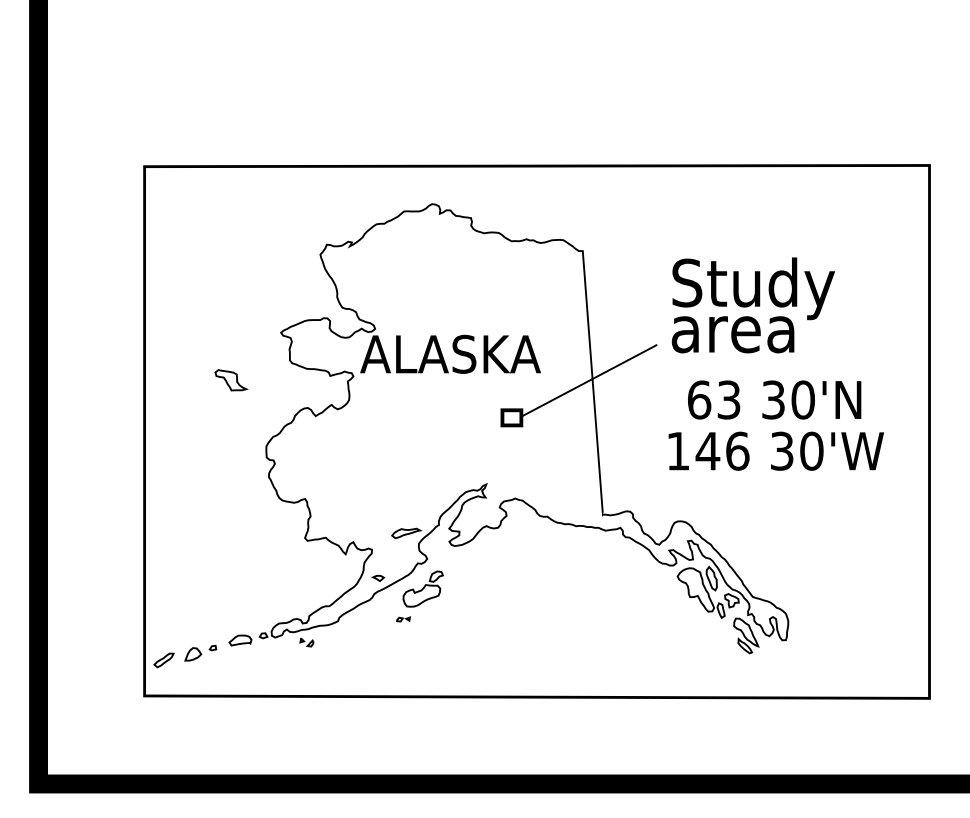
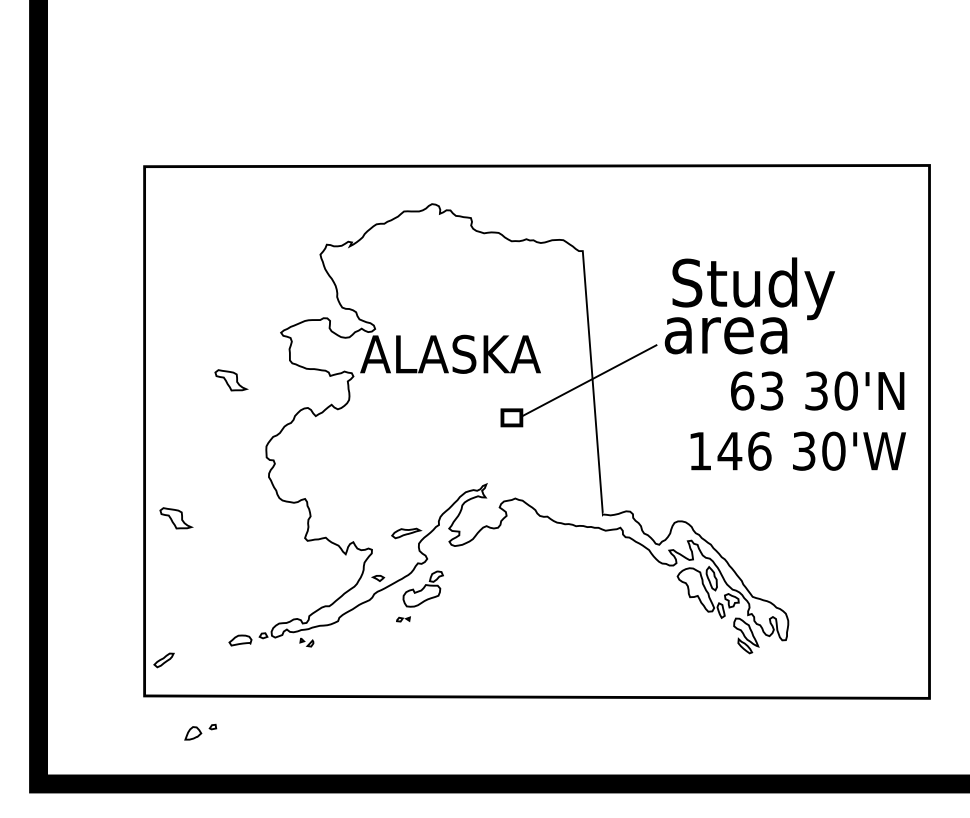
text position: (732, 334) -> (725, 335) (725, 335)
text position: (774, 399) -> (817, 390) (817, 390)
text position: (775, 450) -> (797, 450) (797, 450)
part: none -> present (176, 518)
part position: (200, 652) -> (200, 731) (200, 731)
